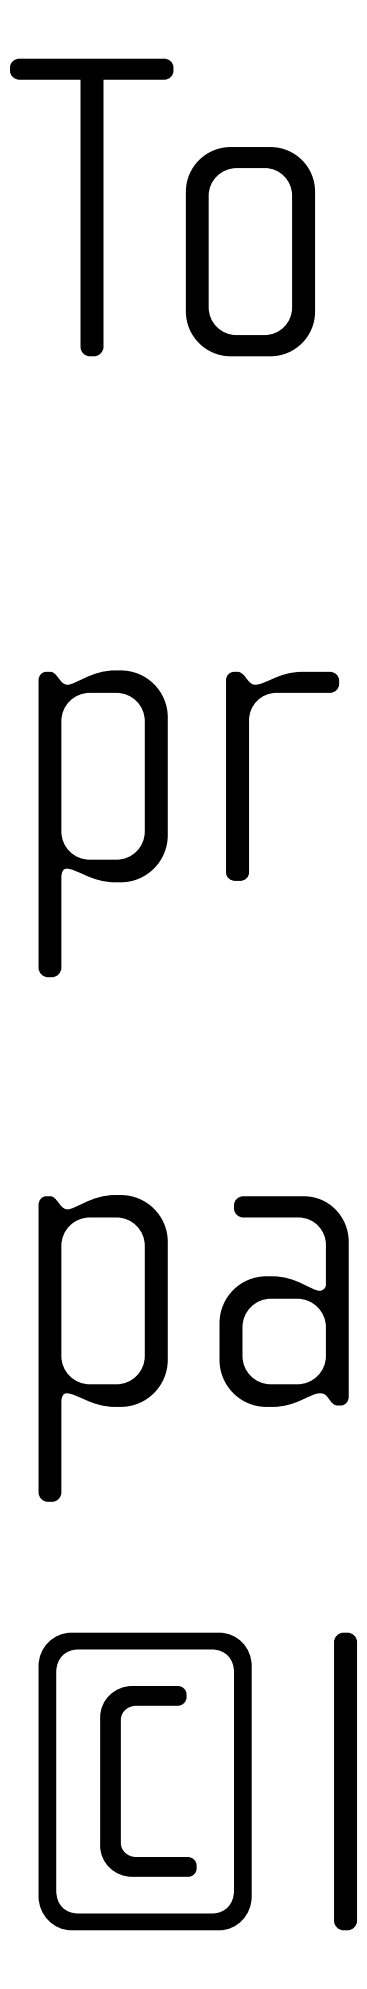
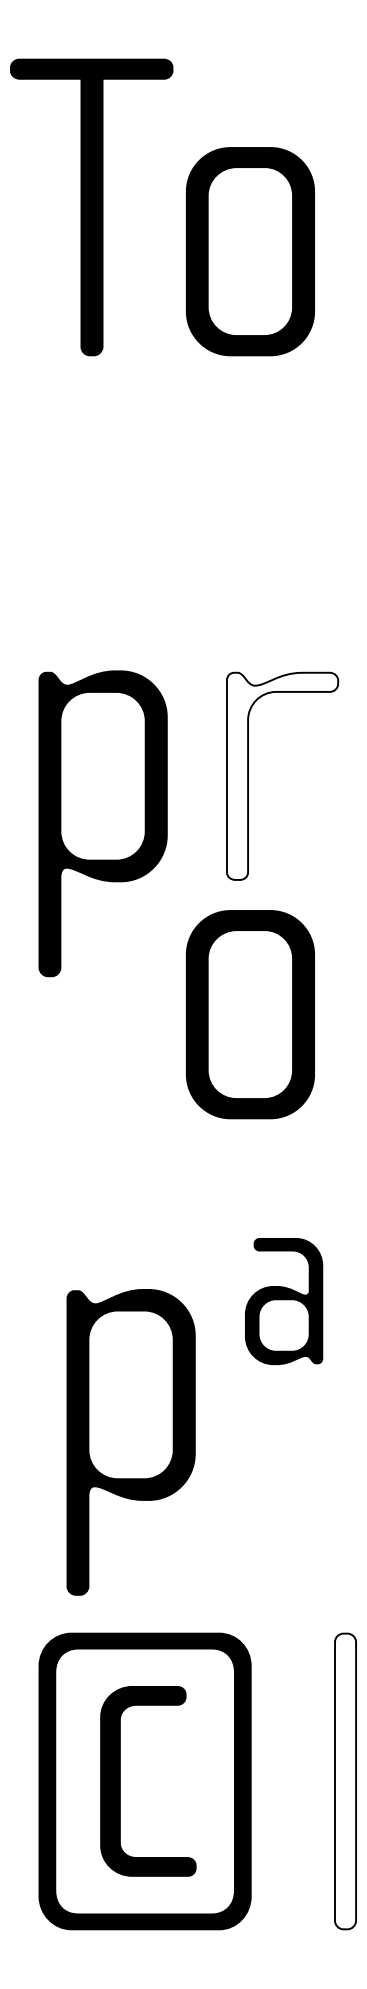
fill: present -> none (282, 775)
part: none -> present (249, 1014)
part size: 130x211 px -> 79x128 px (284, 1301)
part position: (102, 1348) -> (130, 1442) (130, 1442)
fill: present -> none (345, 1781)
